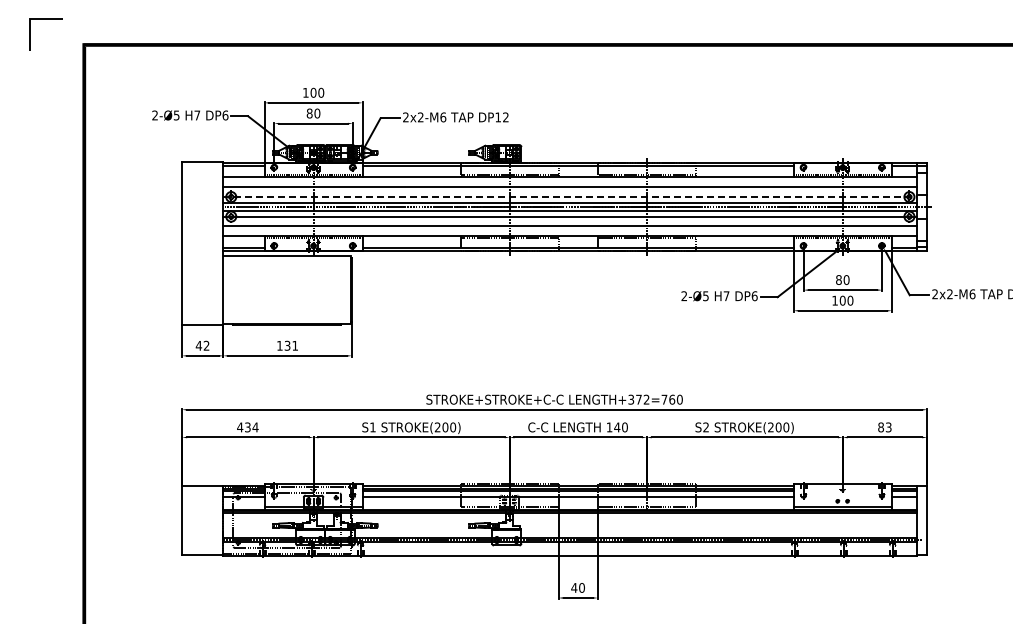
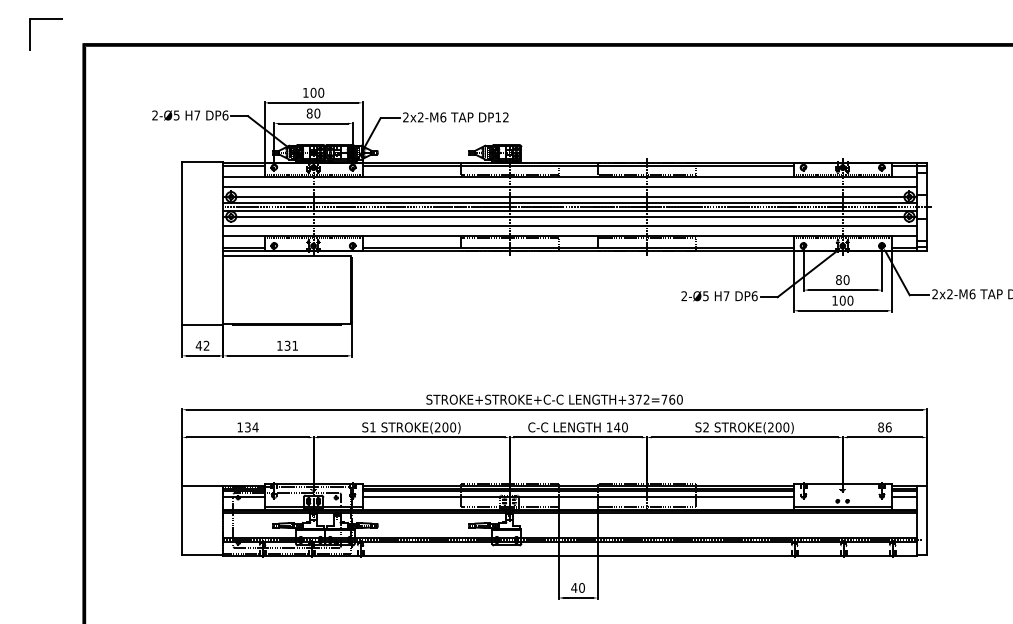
line: dashed -> solid (570, 197)
text: 434 -> 134 (240, 427)
text: 83 -> 86 (888, 427)
